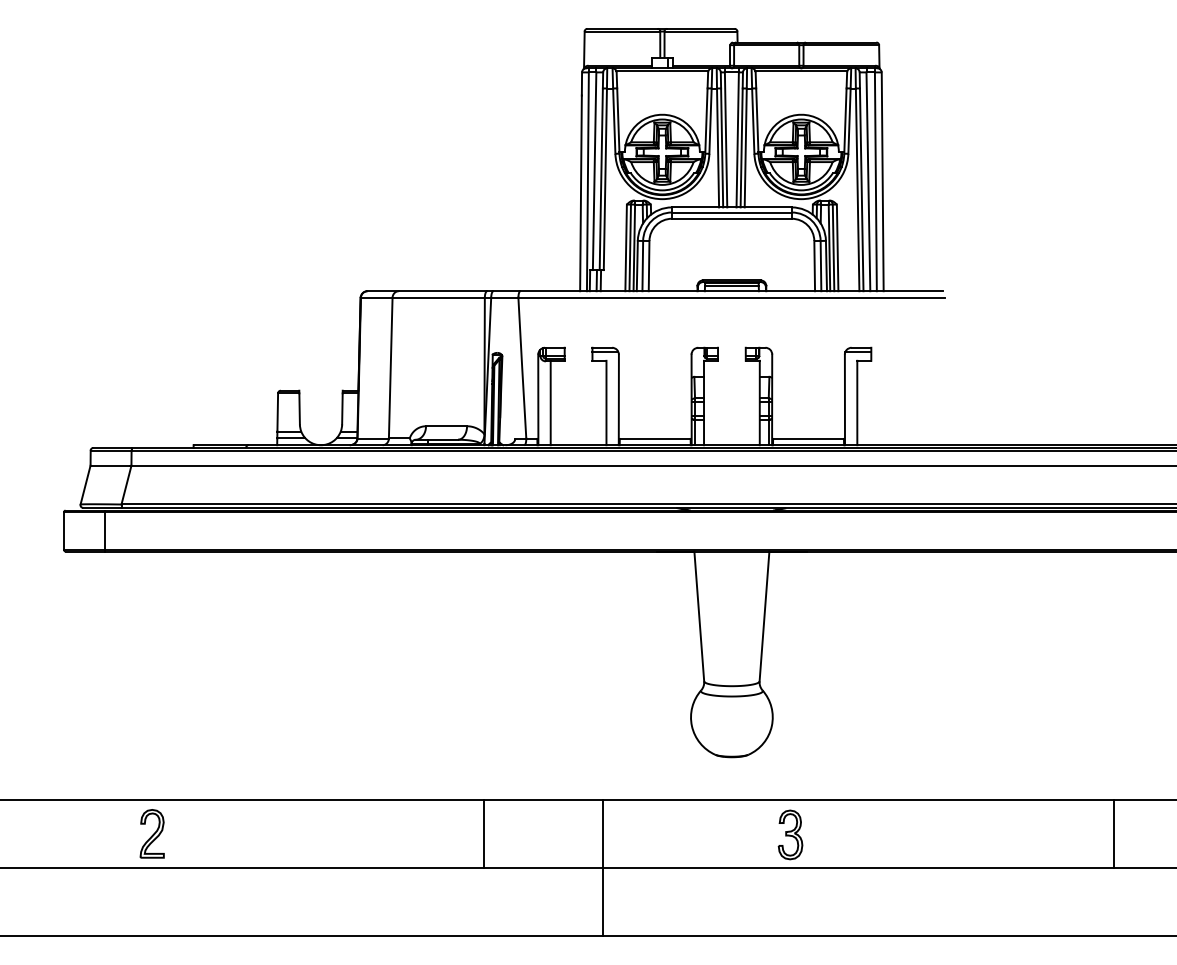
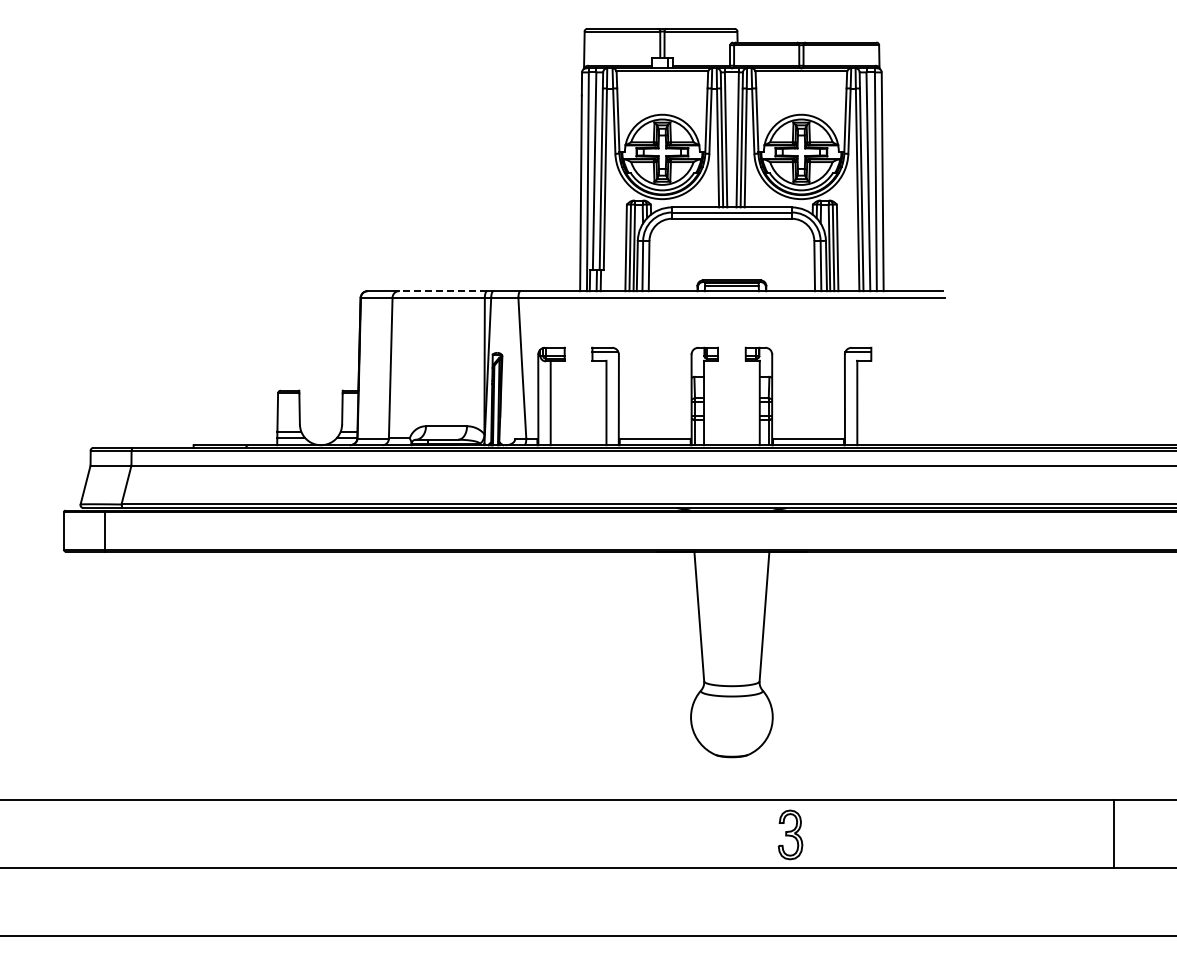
line: solid -> dashed (442, 291)
part: present -> none (151, 833)
line: present -> none (484, 833)
line: present -> none (603, 867)
